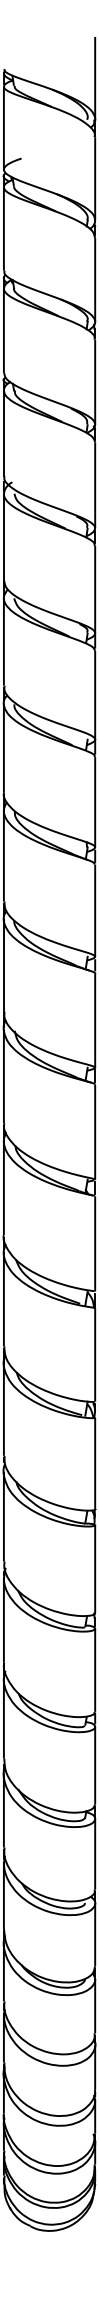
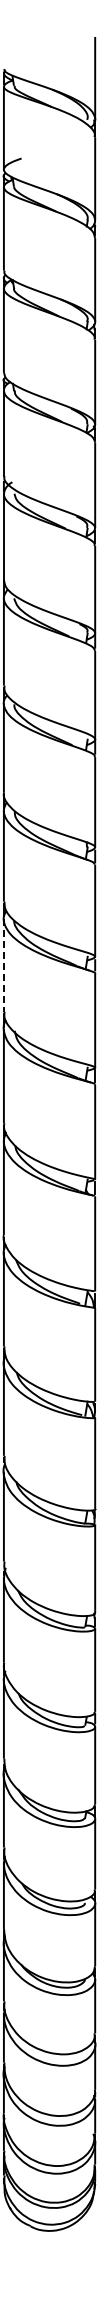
line: solid -> dashed (3, 965)
